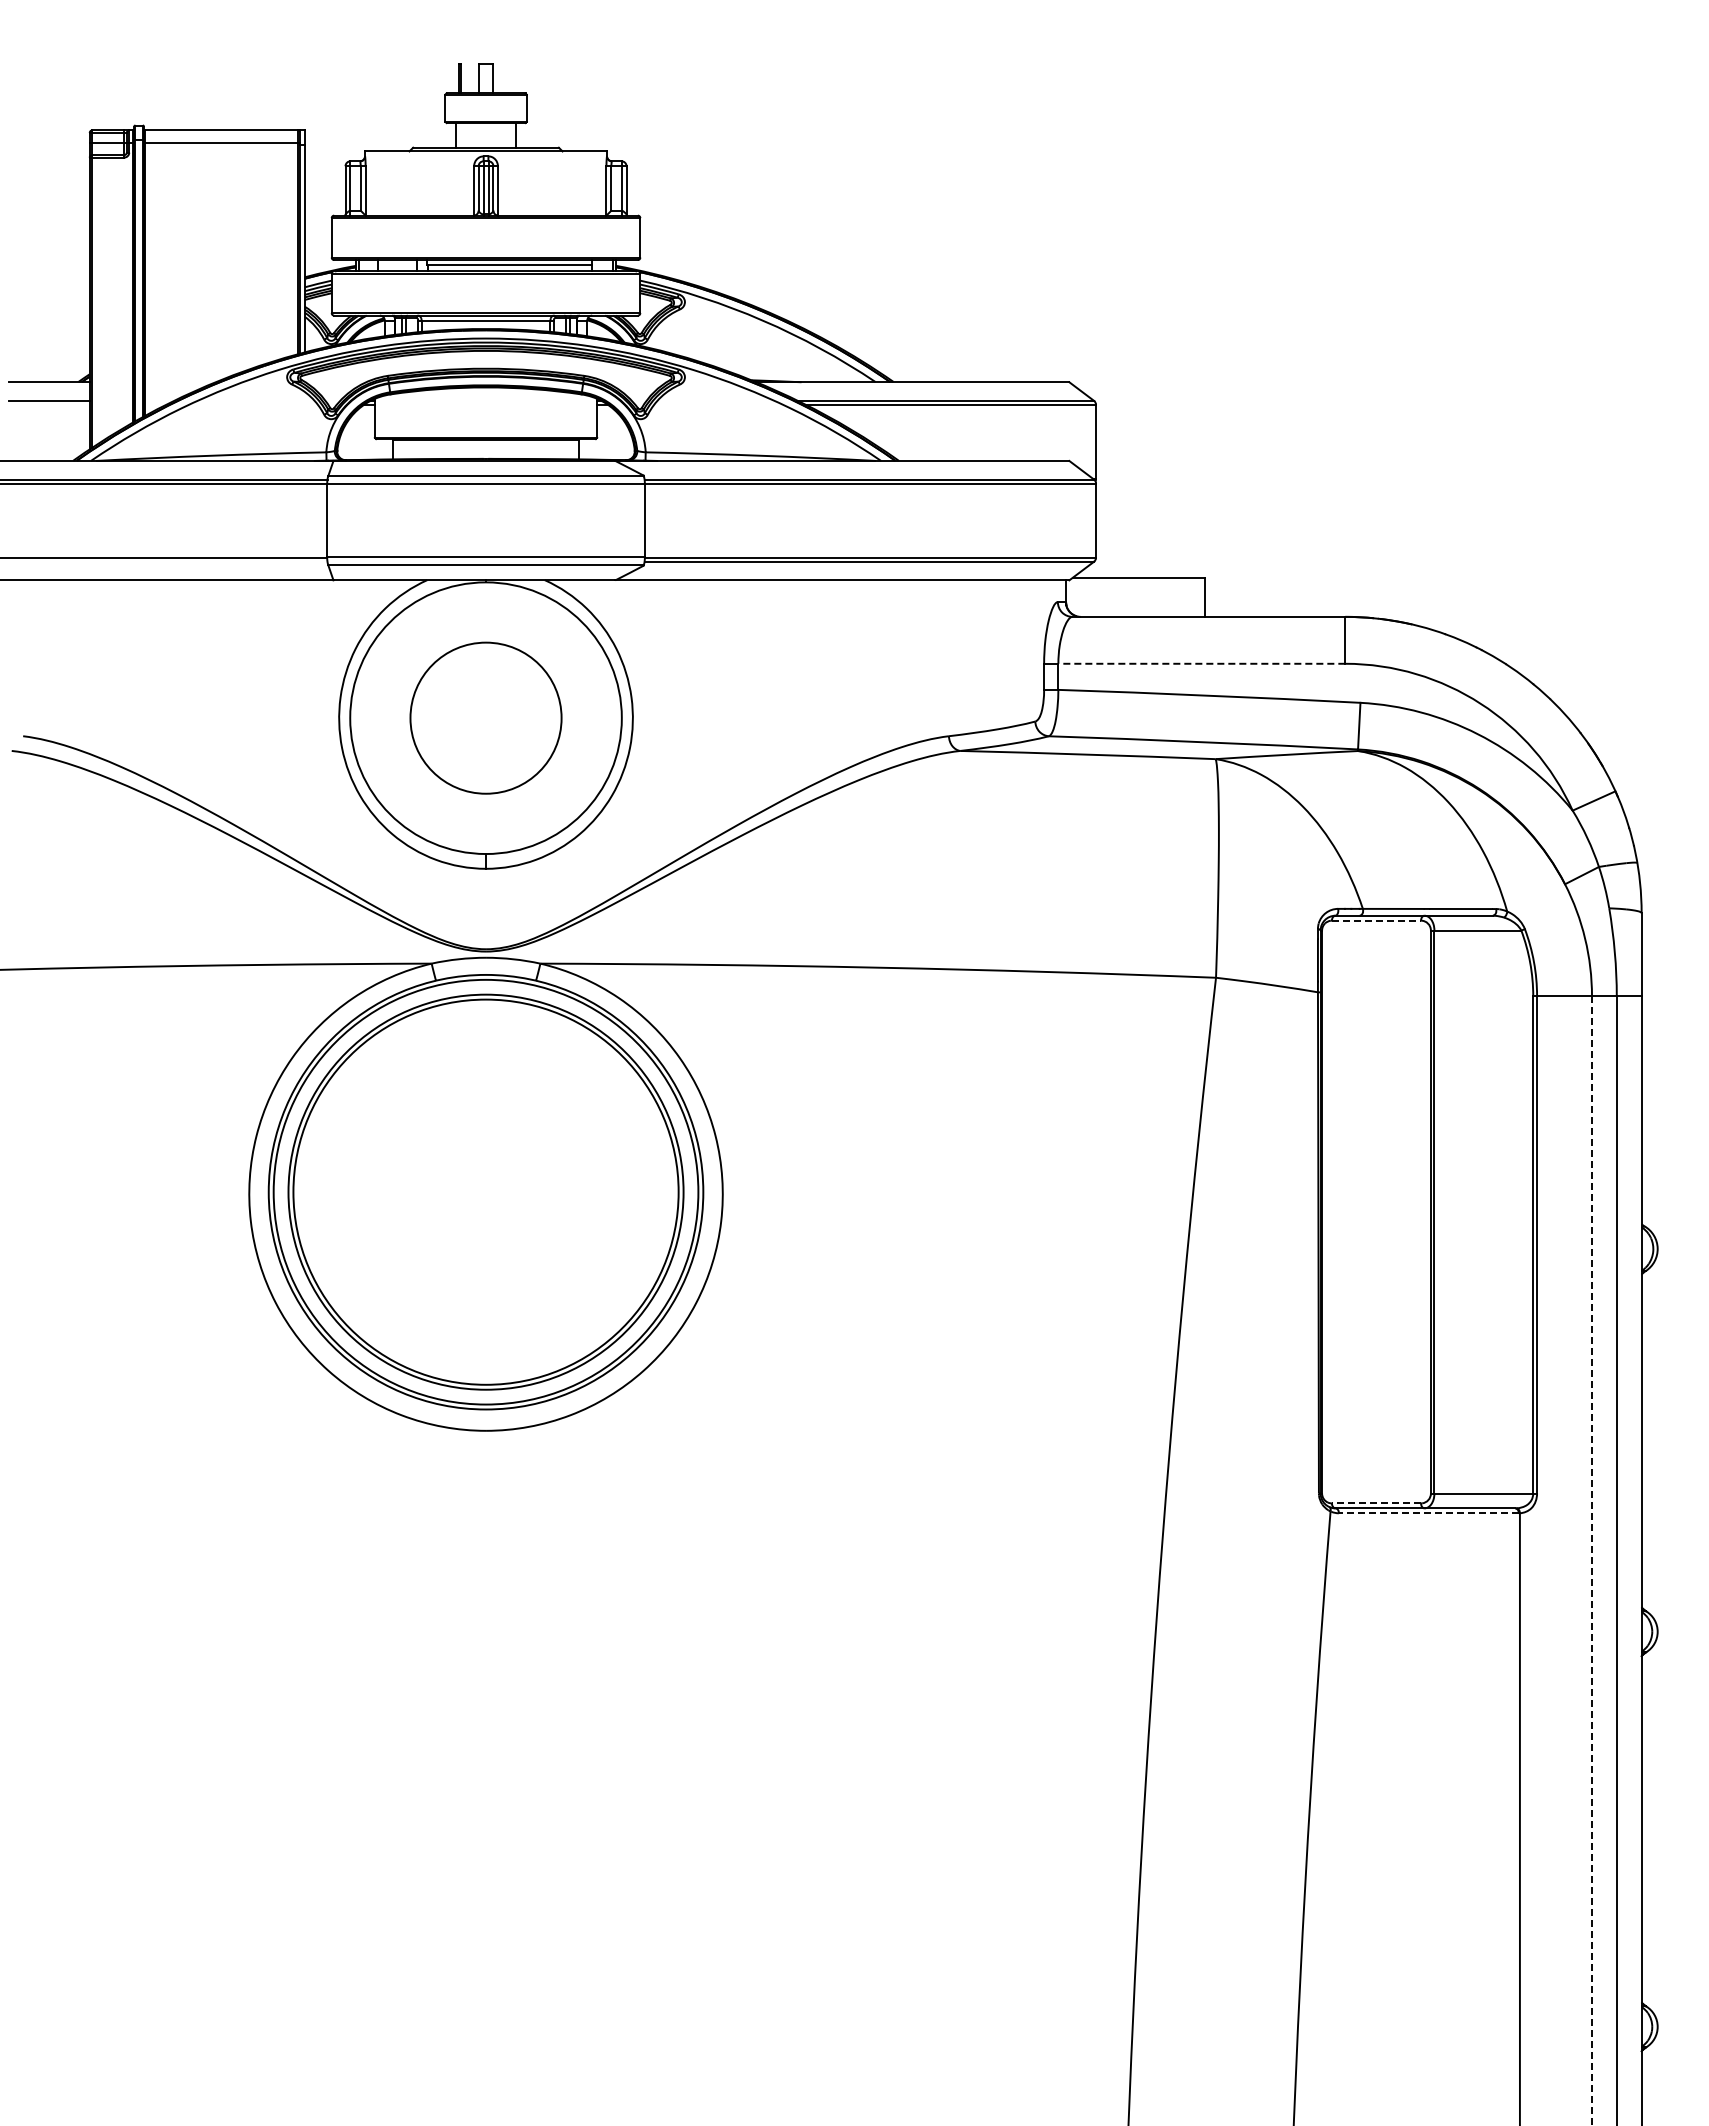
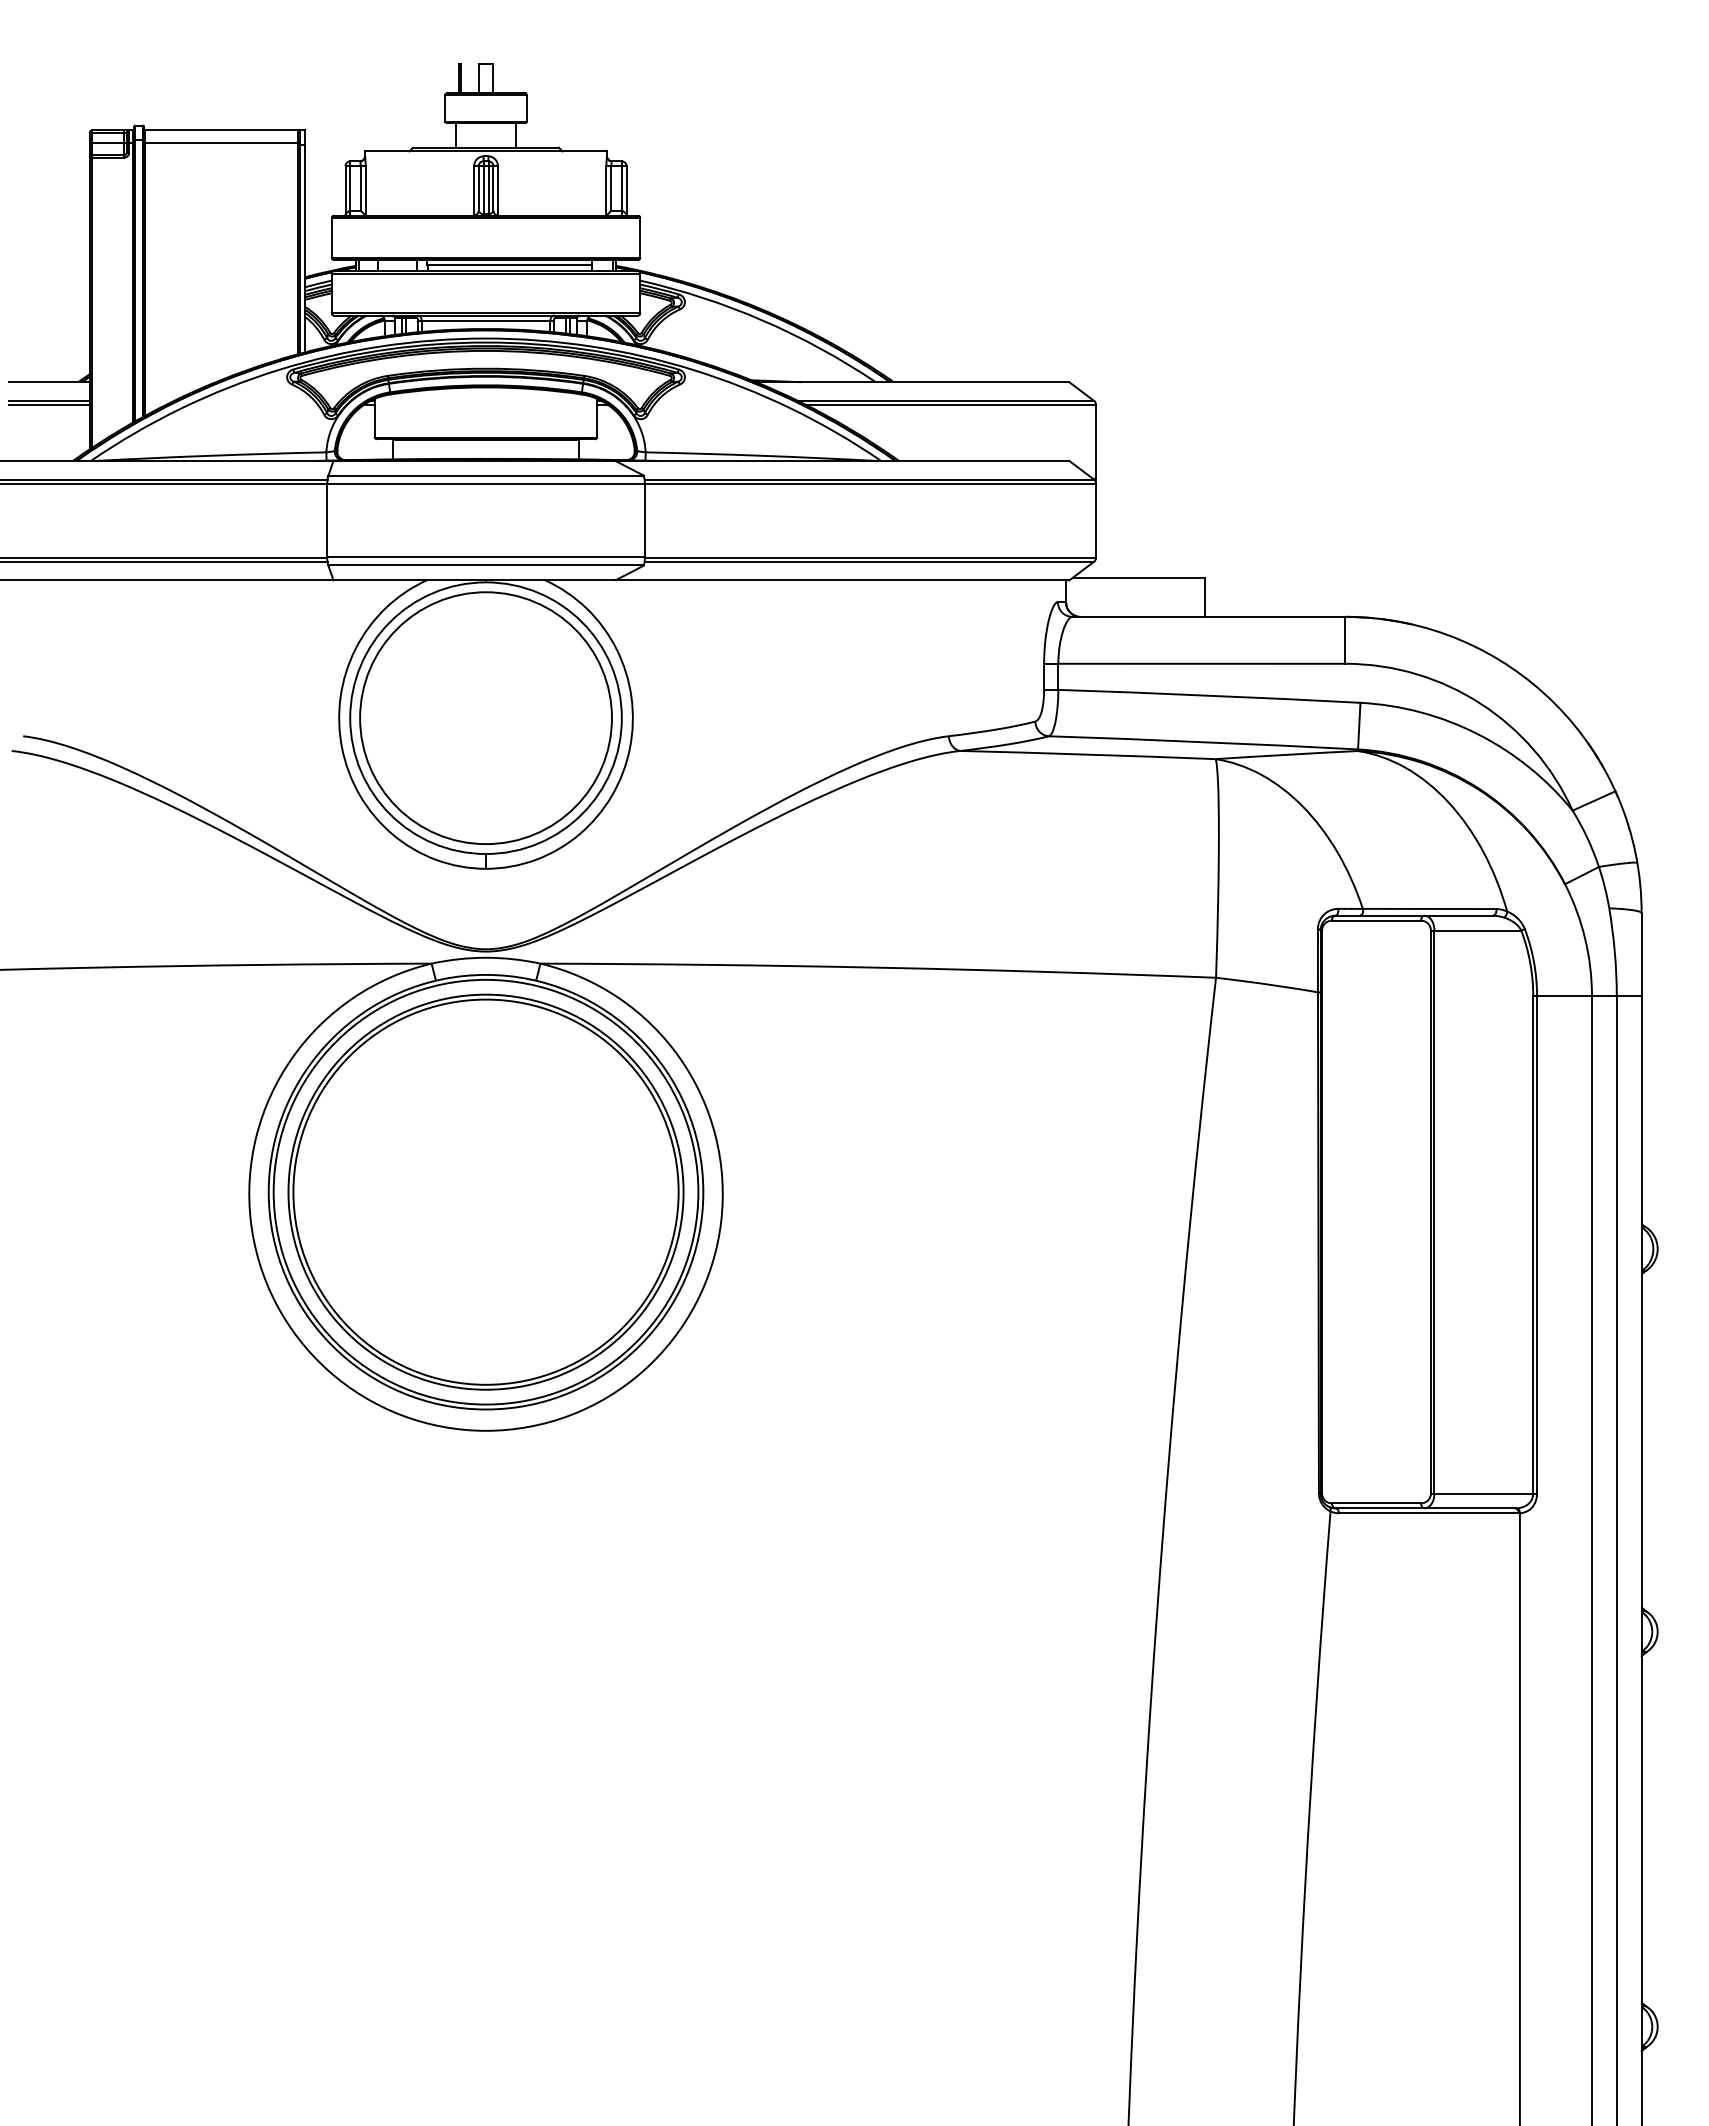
line: none -> present (49, 404)
line: none -> present (164, 561)
line: dashed -> solid (1201, 663)
circle diameter: 151 px -> 252 px (485, 718)
line: dashed -> solid (1376, 920)
line: dashed -> solid (1376, 1503)
line: dashed -> solid (1428, 1513)
line: dashed -> solid (1592, 1561)
